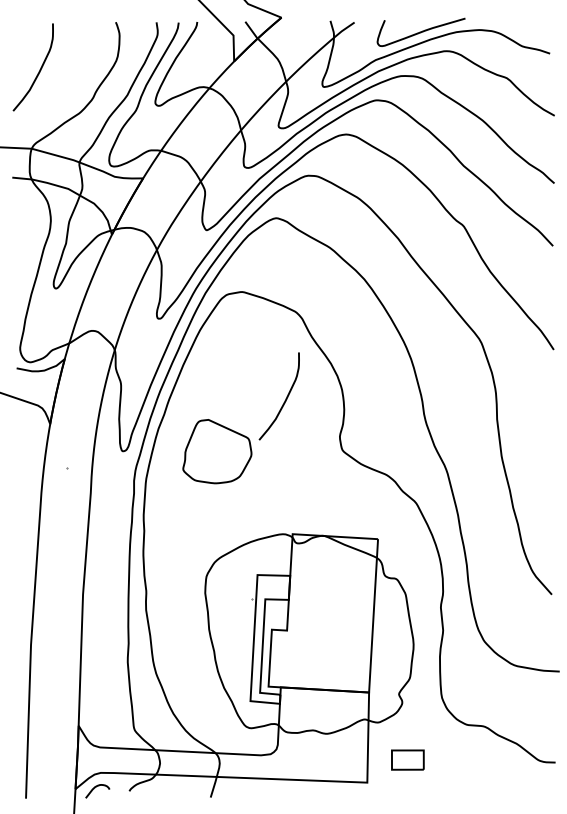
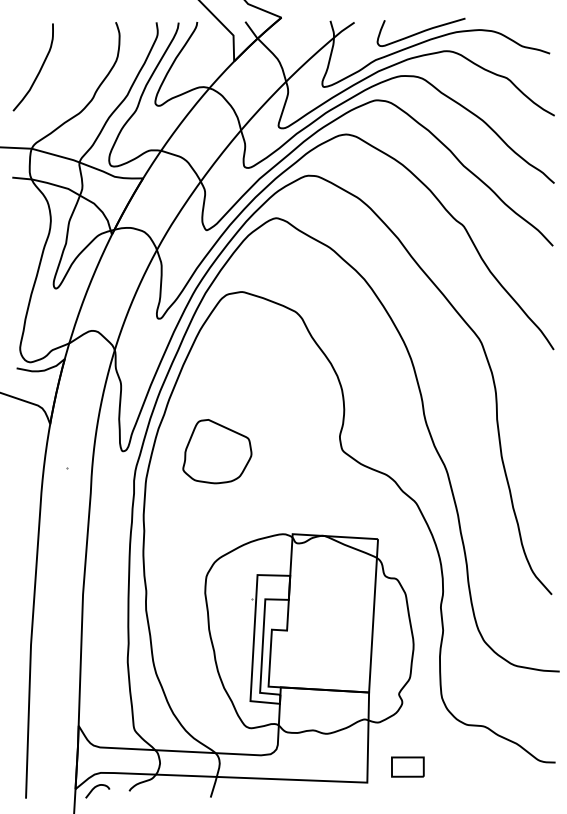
curve: present -> none (284, 400)
part position: (407, 759) -> (407, 766) (407, 766)
